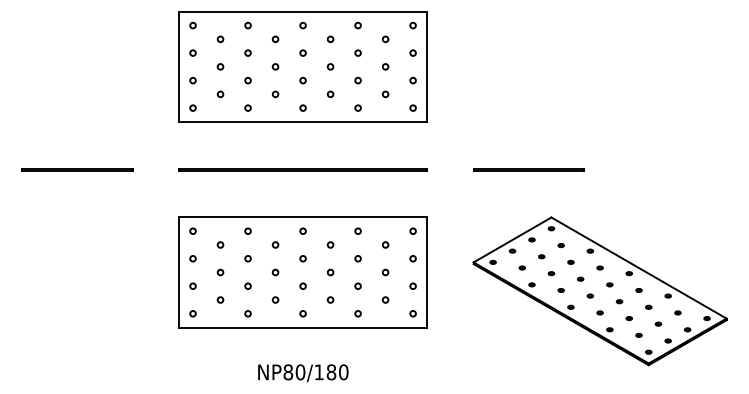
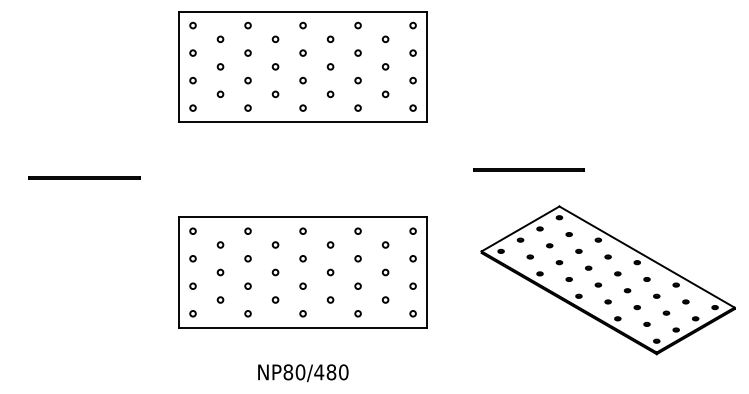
line position: (77, 169) -> (84, 177) (84, 177)
line: present -> none (302, 169)
part position: (599, 291) -> (607, 280) (607, 280)
text: NP80/180 -> NP80/480 (319, 372)
